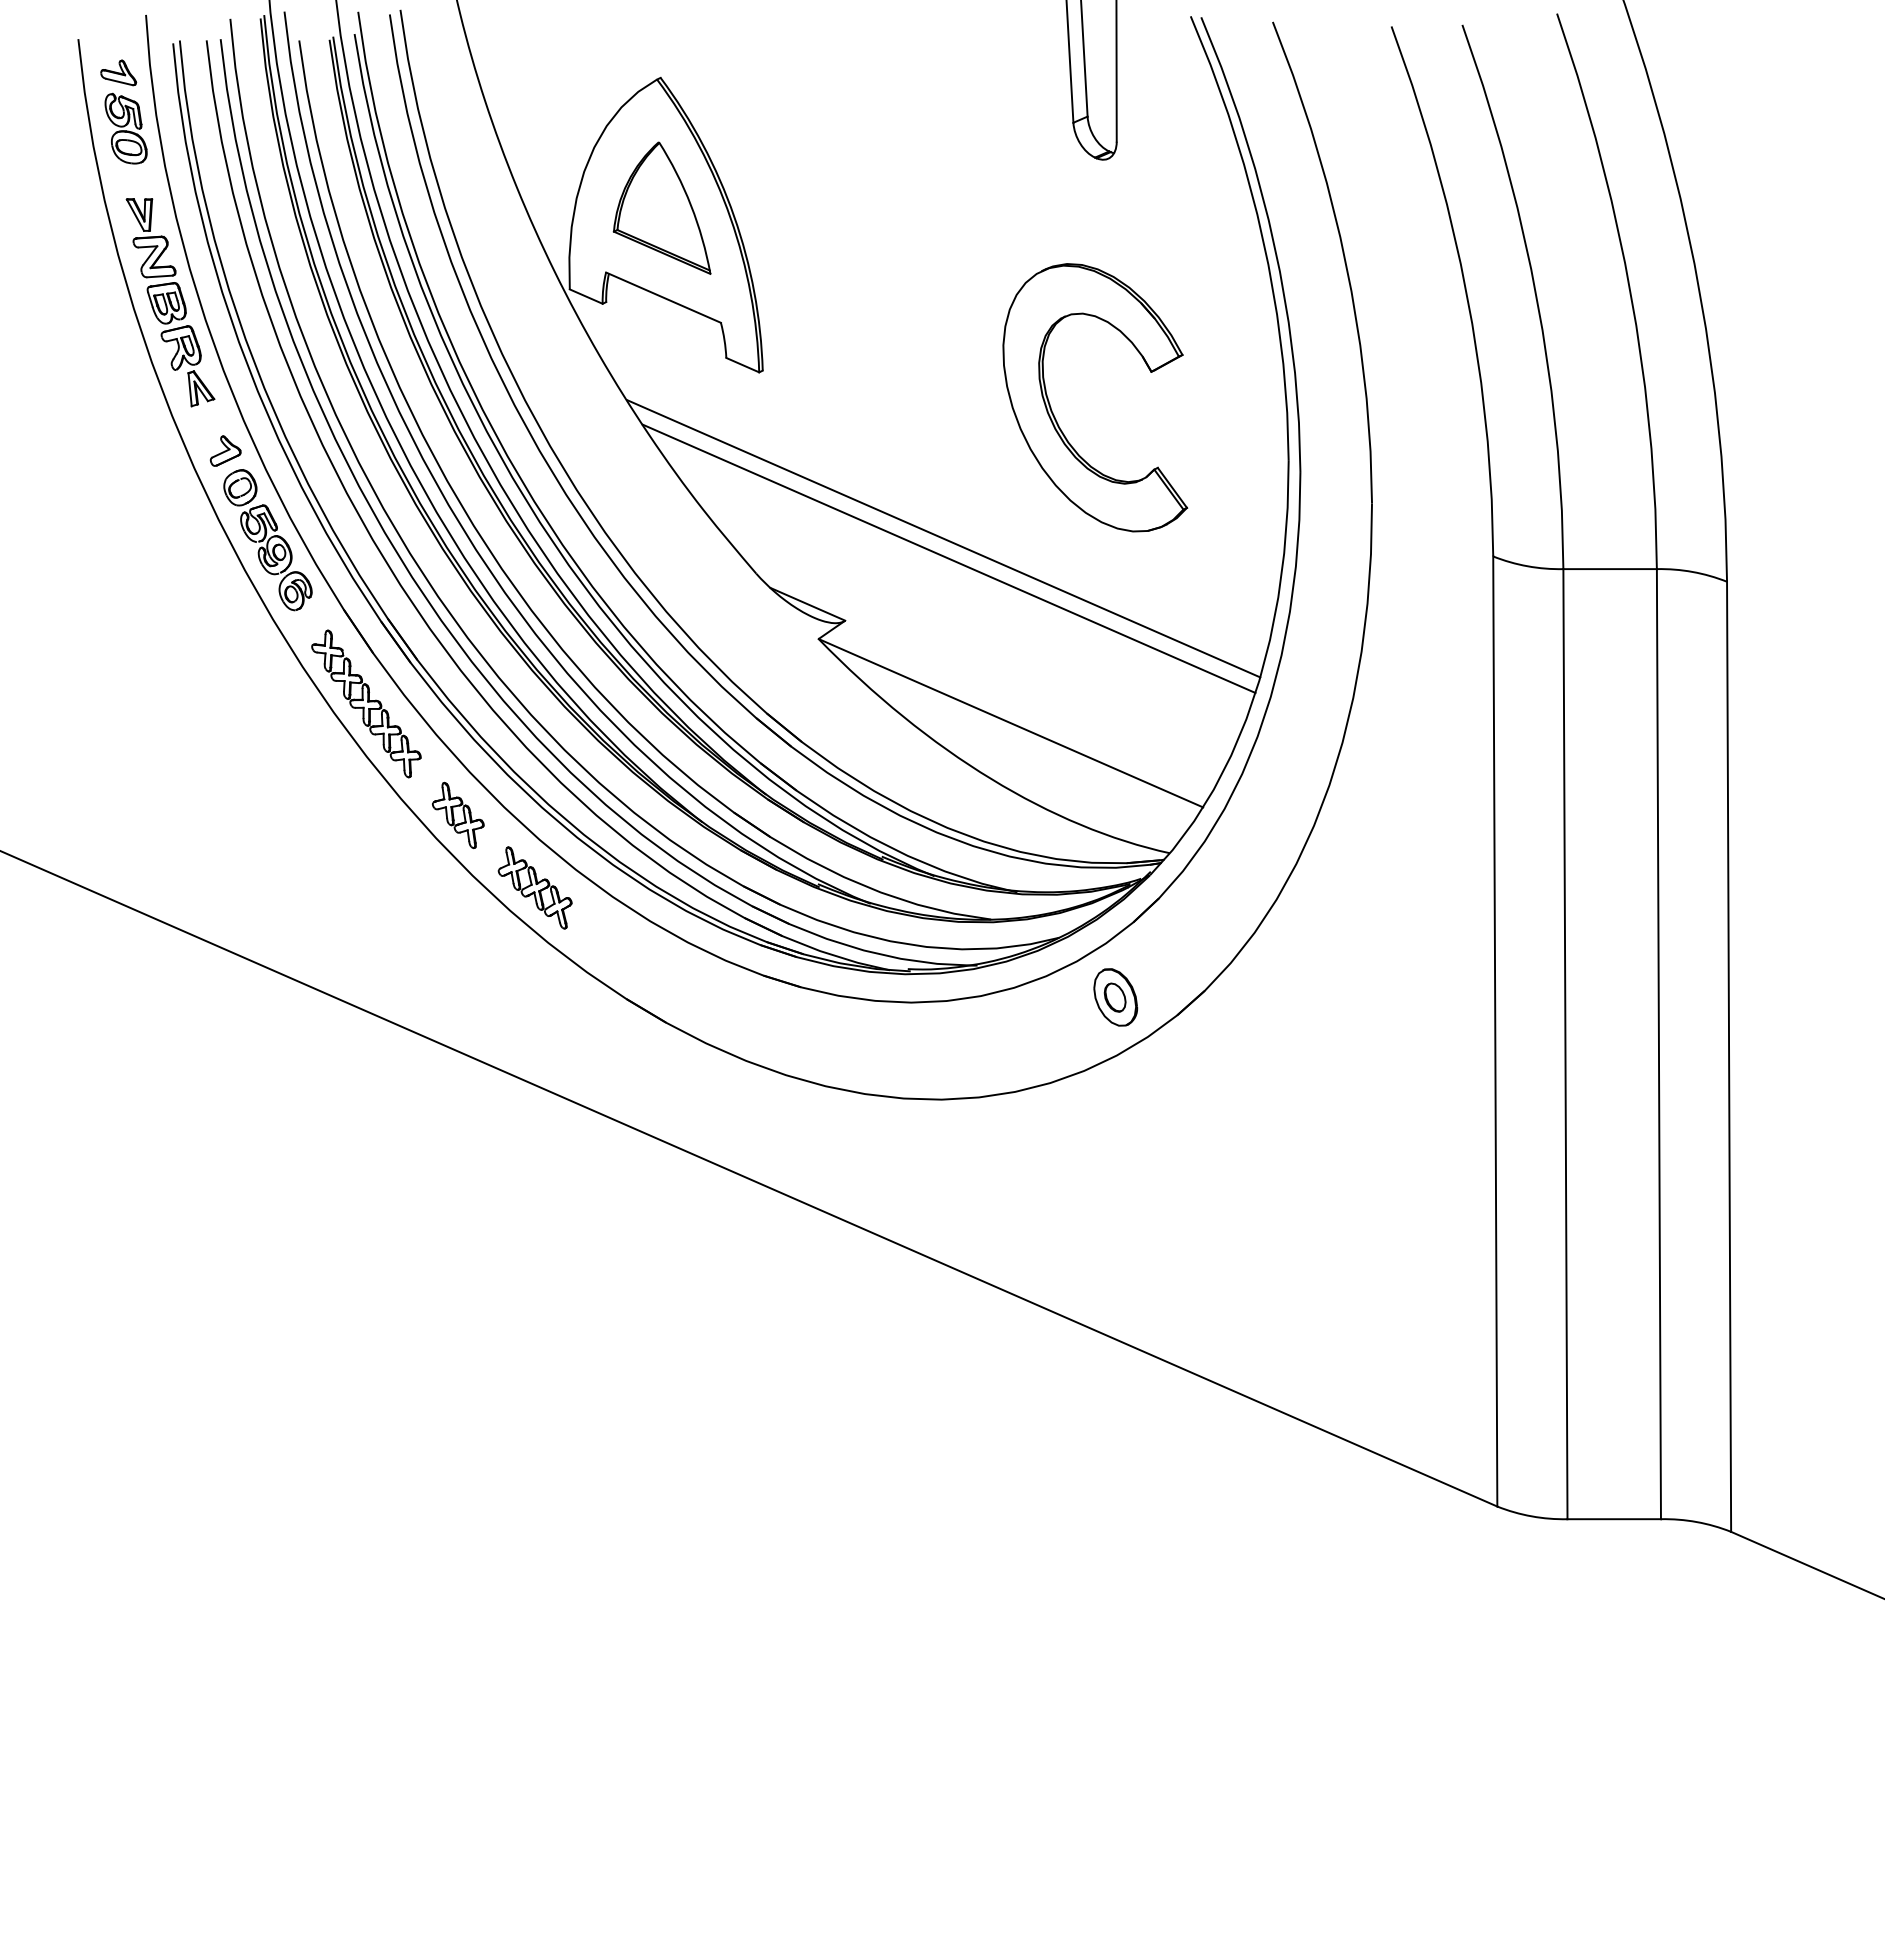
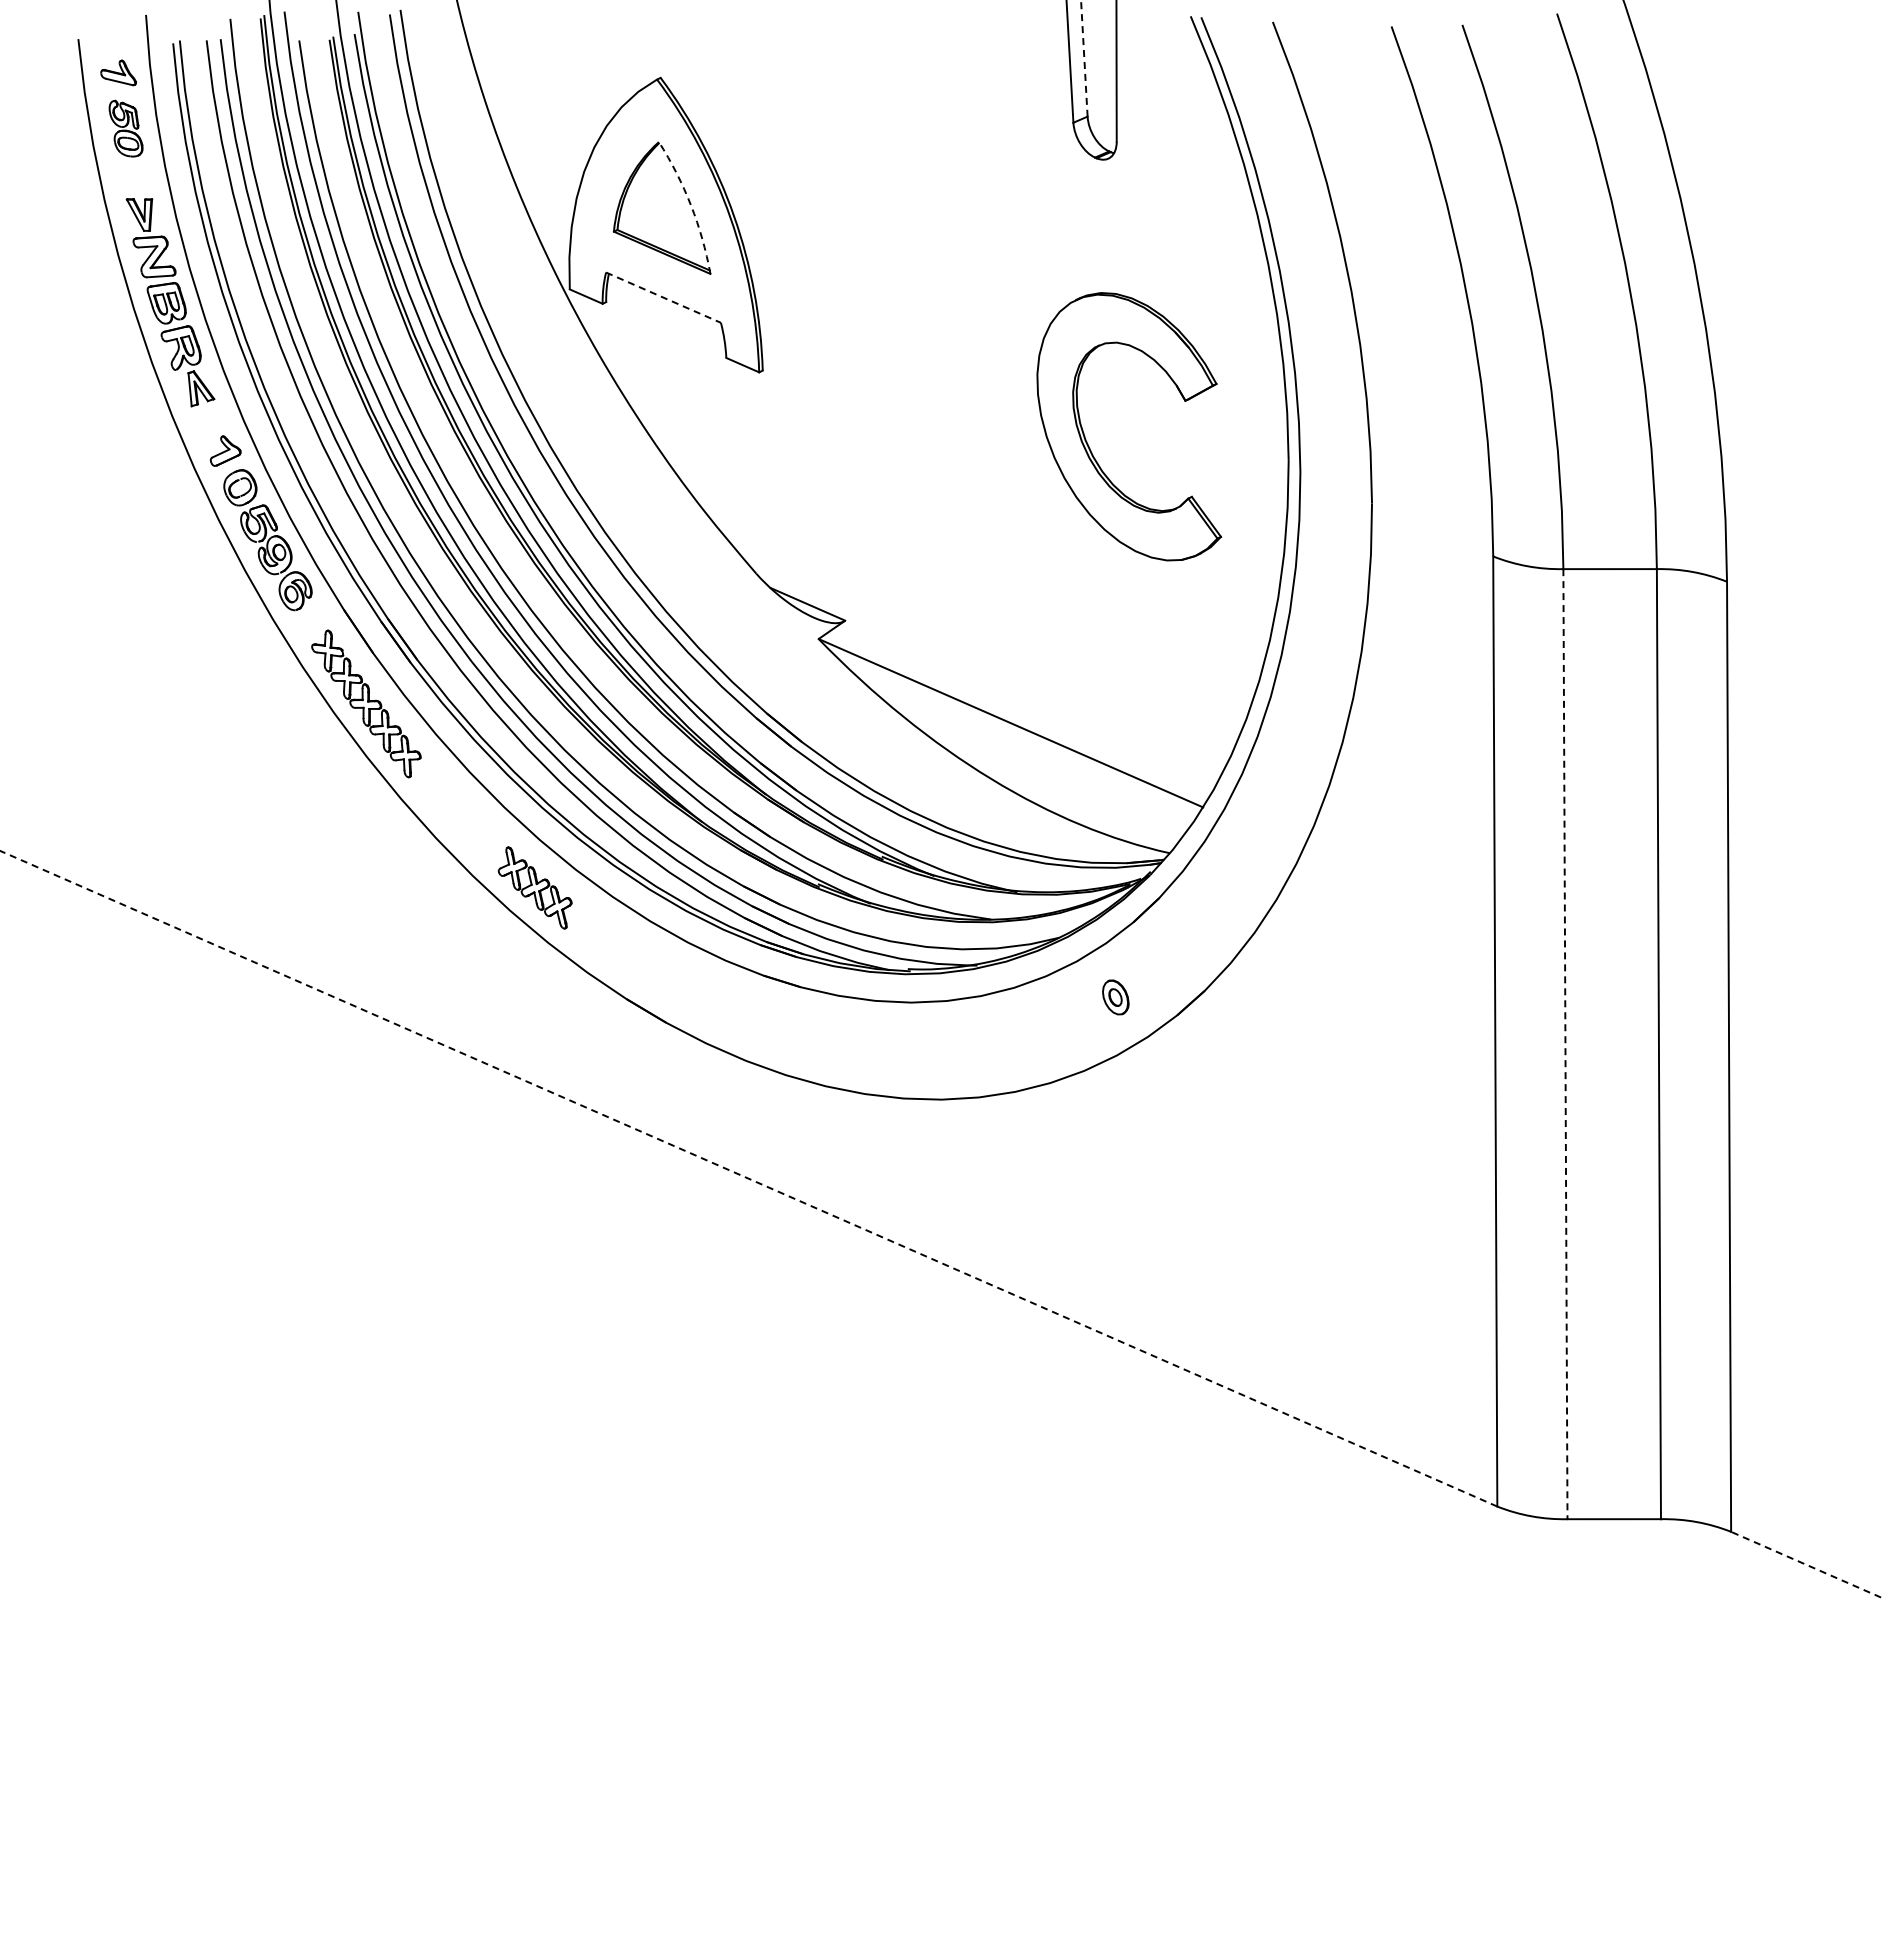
line: solid -> dashed (1084, 58)
part size: 44x73 px -> 36x59 px (125, 128)
arc: solid -> dashed (691, 205)
line: solid -> dashed (663, 297)
part position: (1054, 414) -> (1088, 443) (1088, 443)
line: present -> none (943, 538)
line: present -> none (948, 558)
part: present -> none (458, 815)
part size: 46x59 px -> 28x37 px (1115, 997)
line: solid -> dashed (1565, 1044)
line: solid -> dashed (749, 1178)
line: solid -> dashed (1808, 1565)
